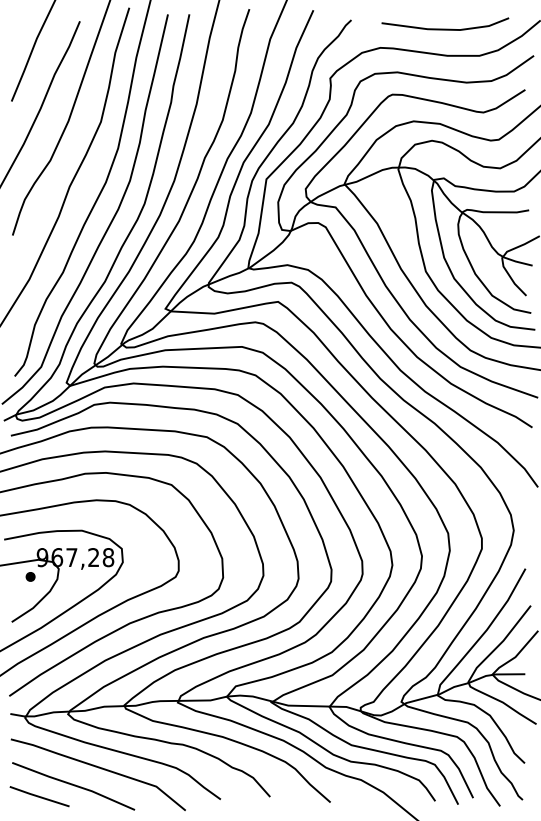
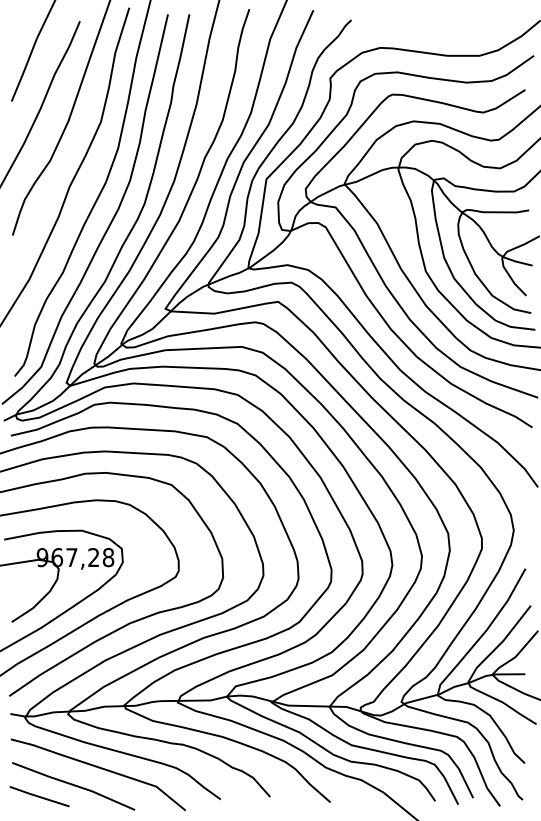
line: present -> none (445, 28)
part: present -> none (30, 576)
